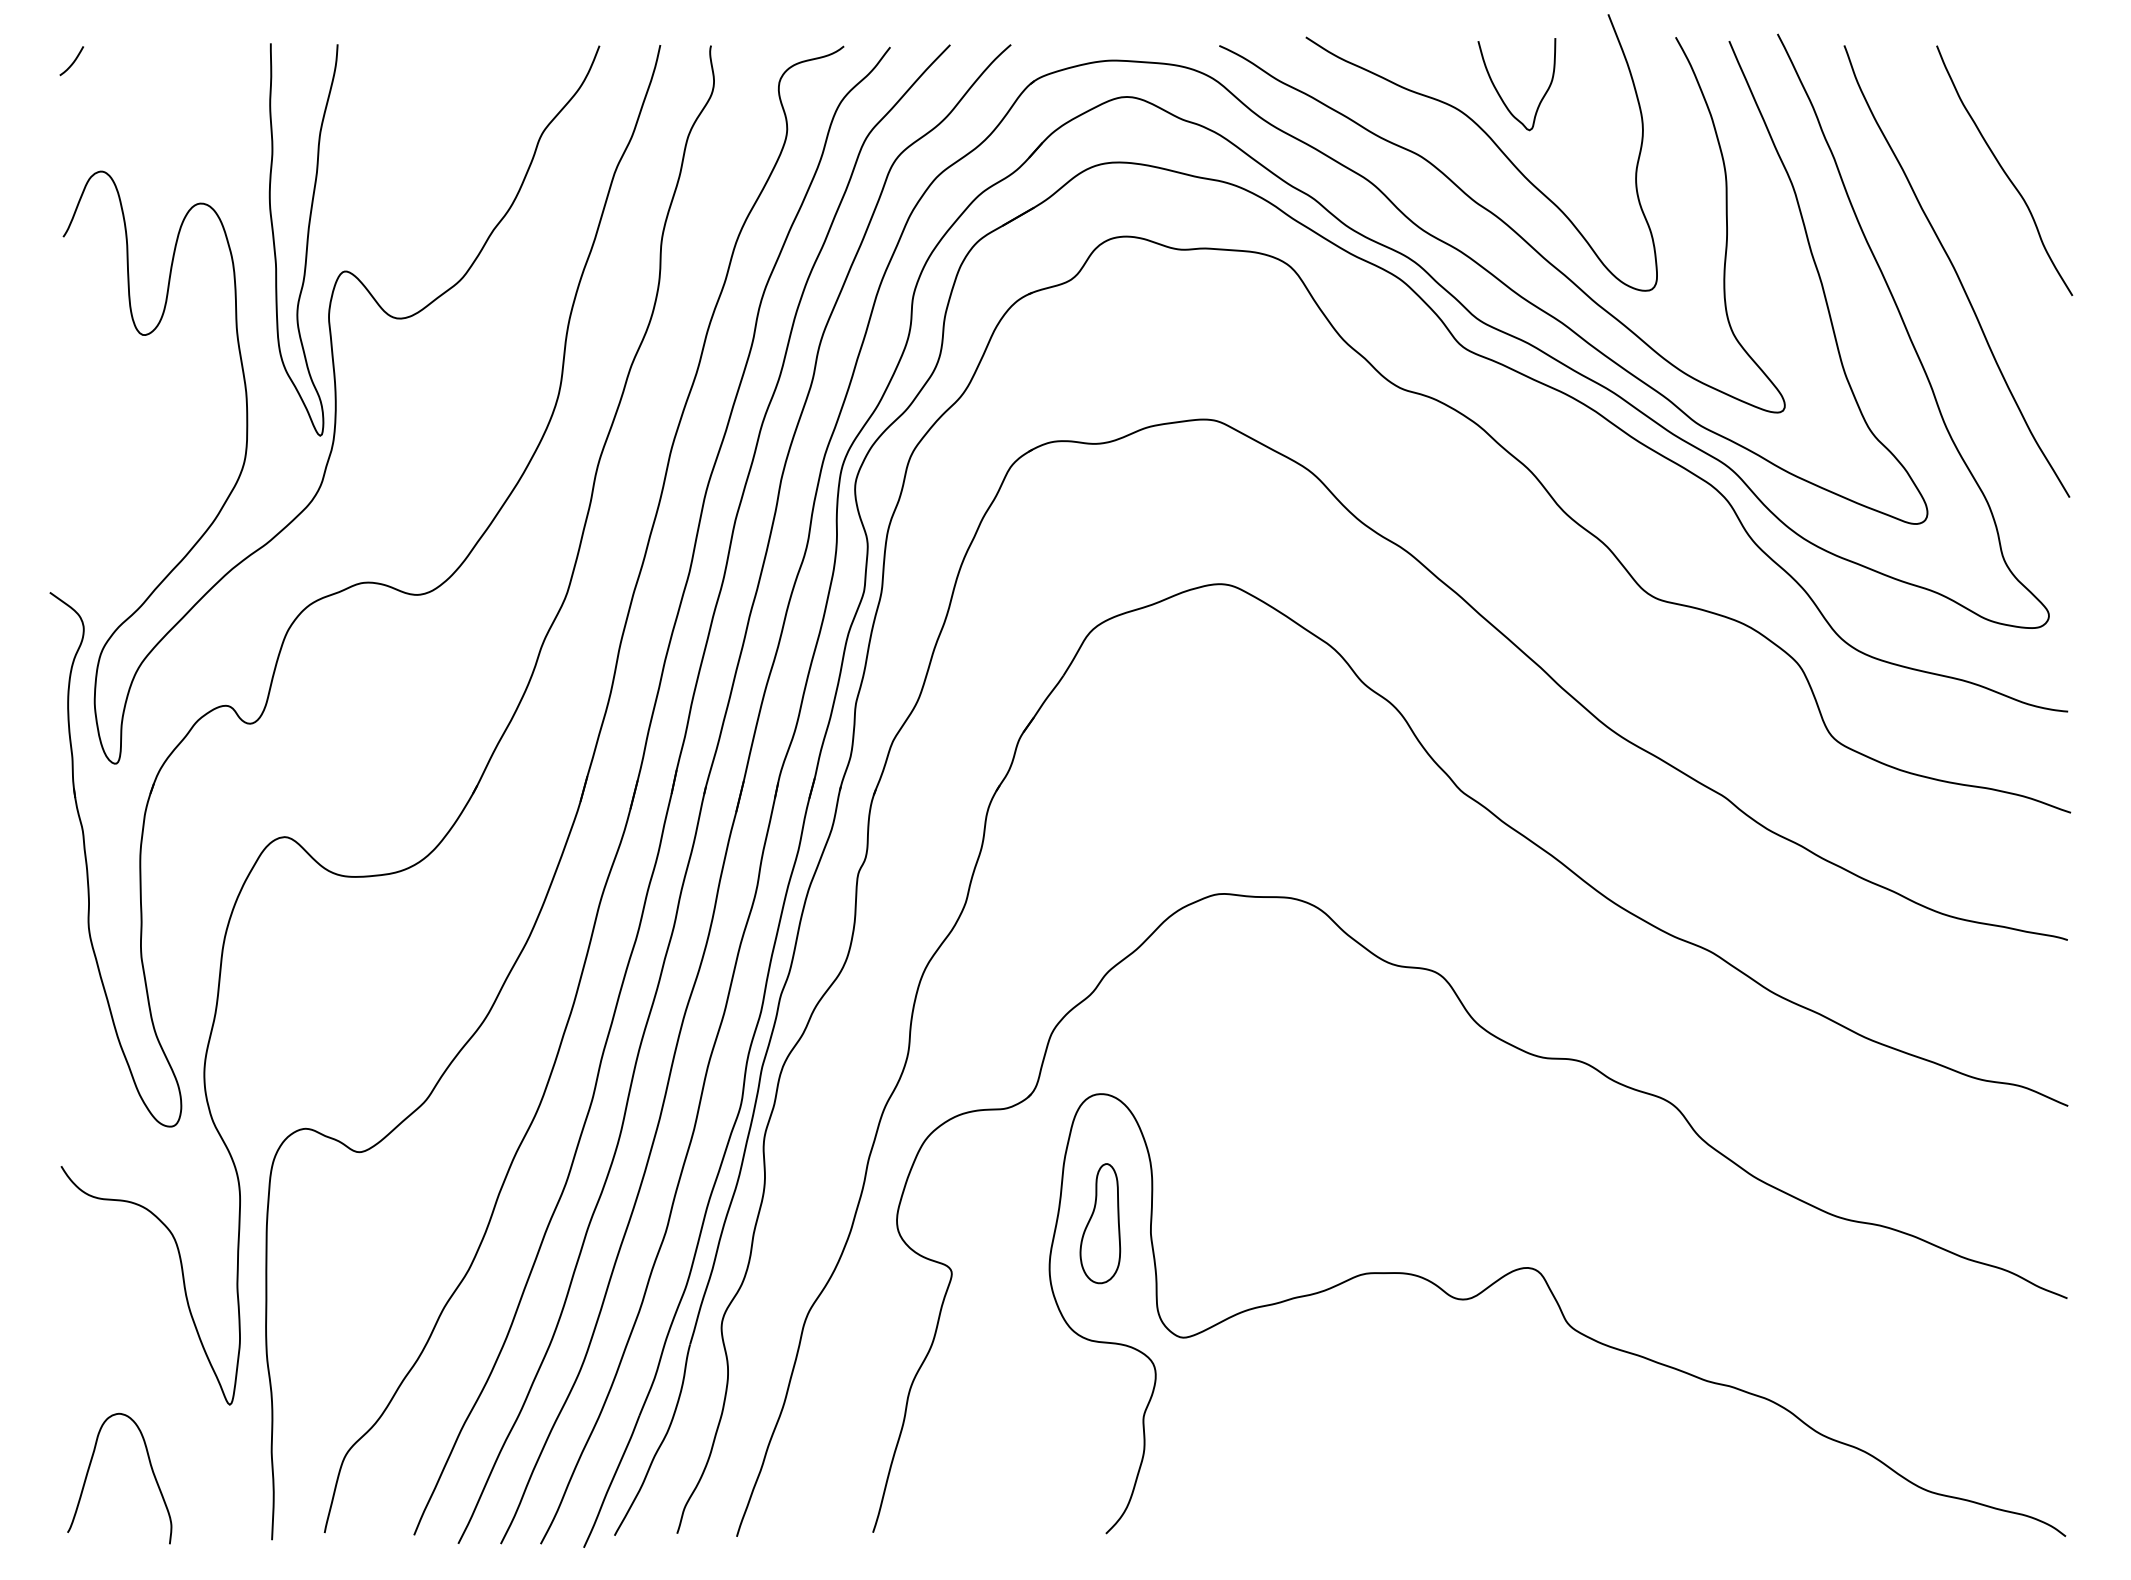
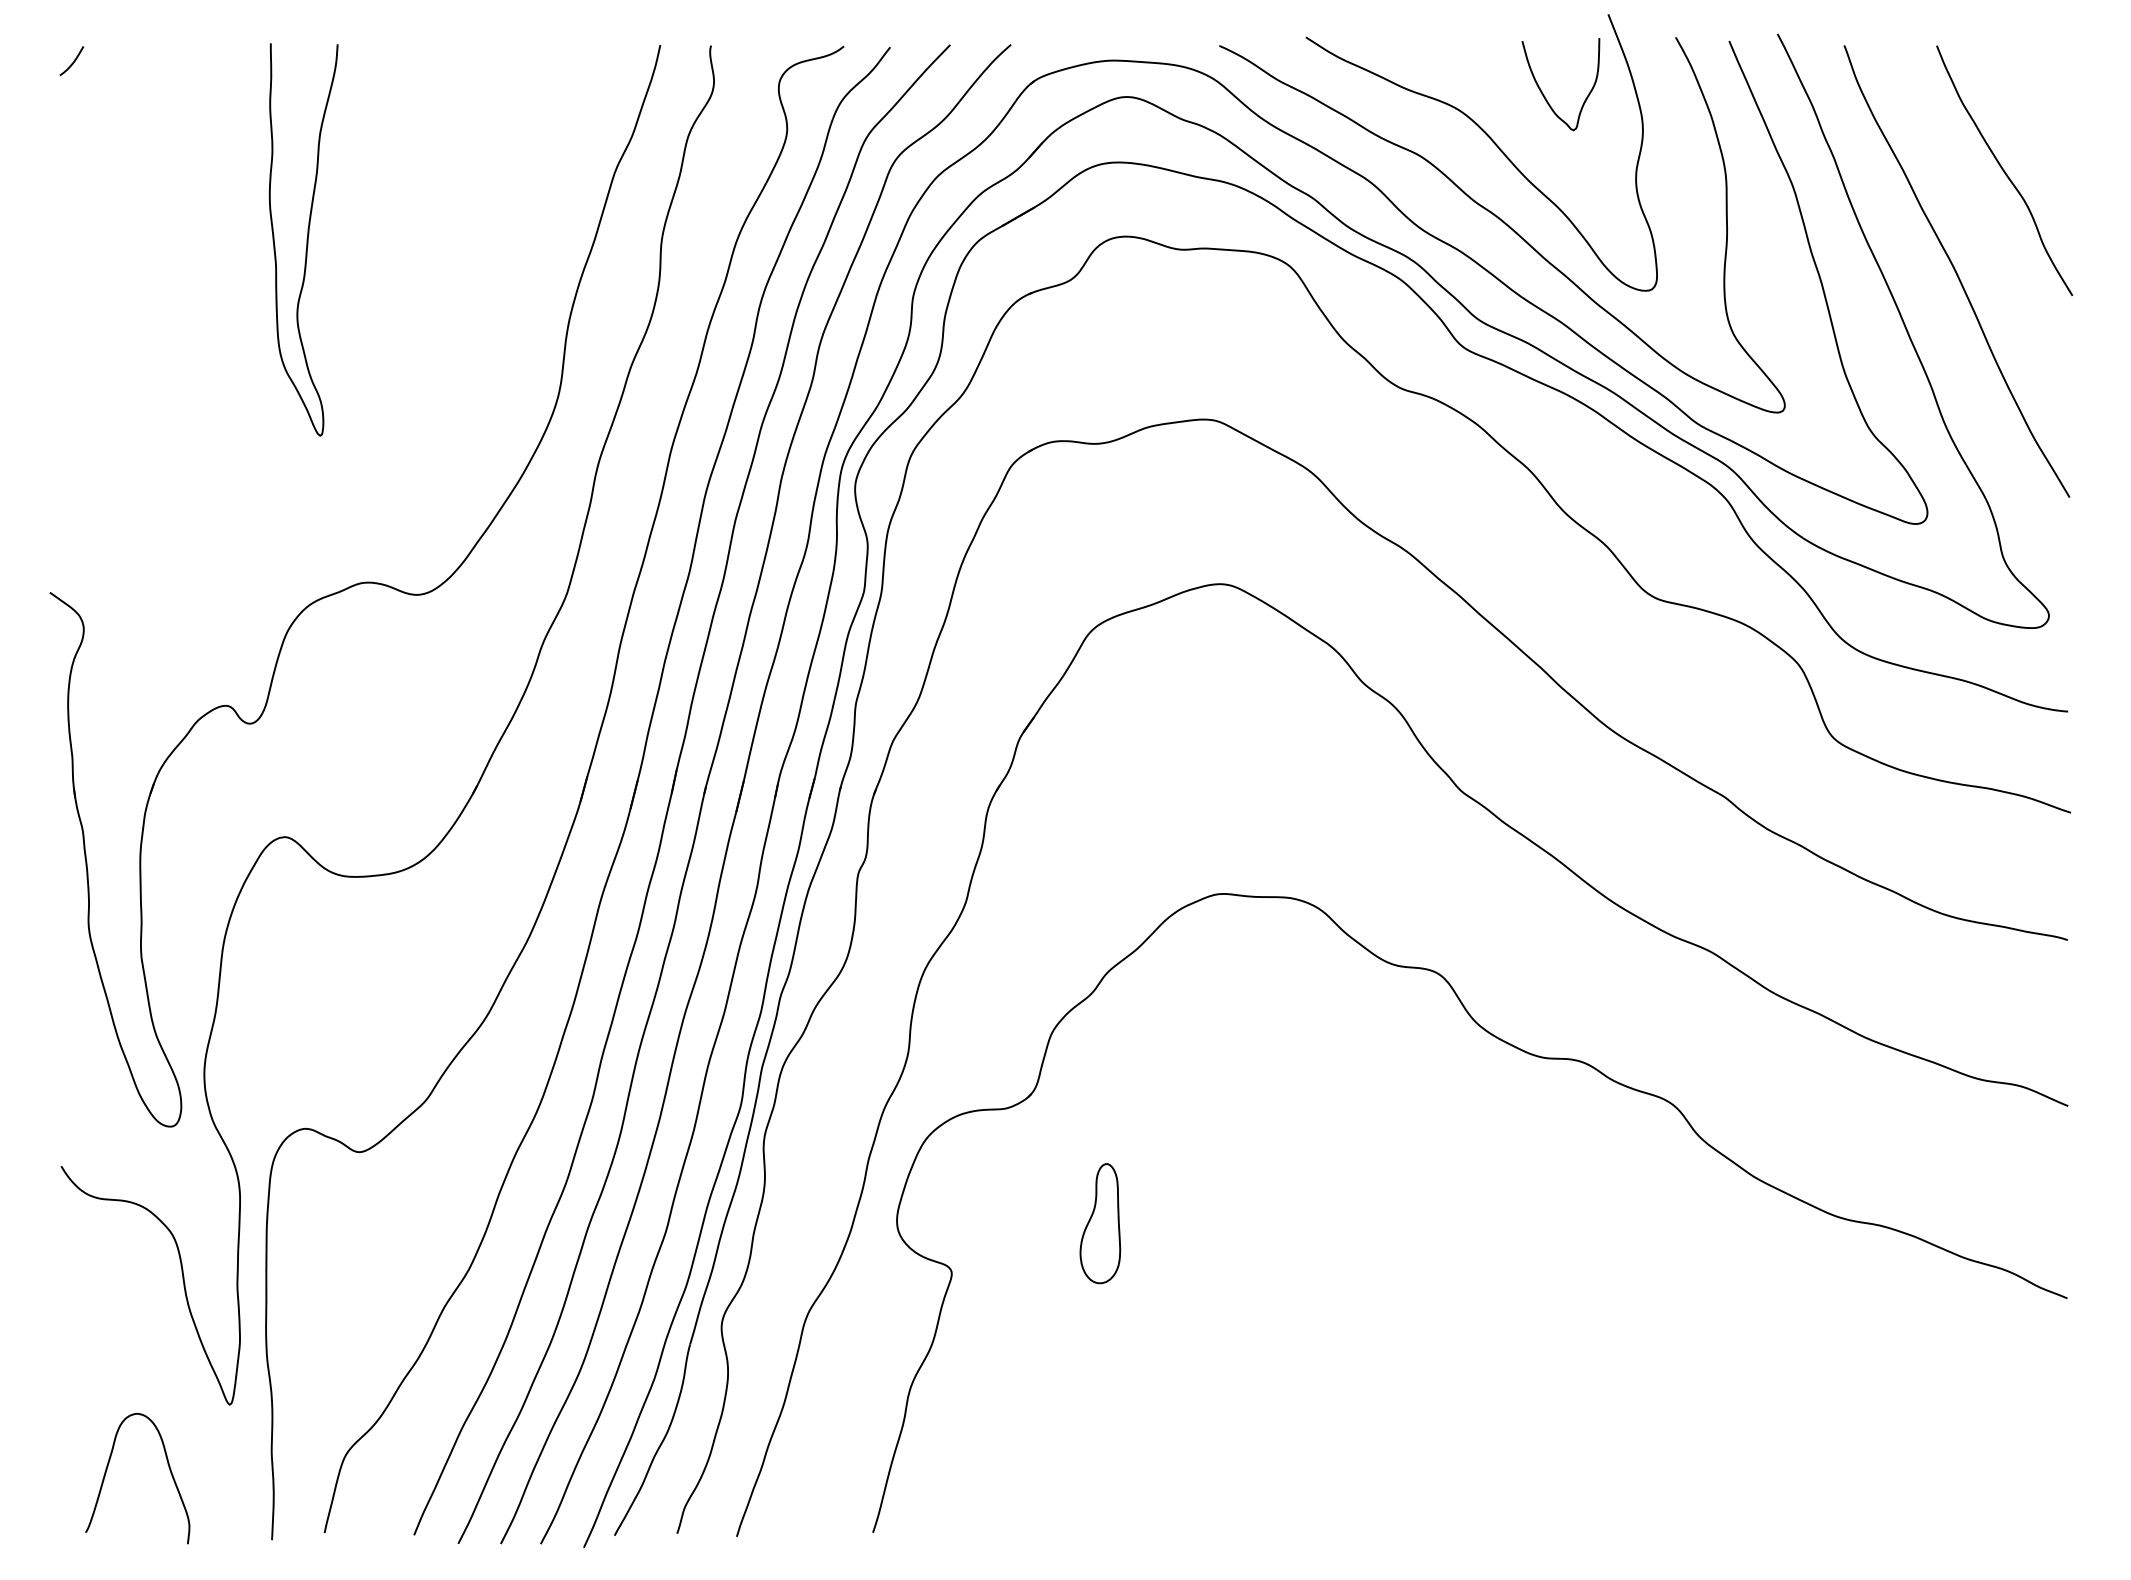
curve position: (1501, 96) -> (1545, 96) (1545, 96)
curve: present -> none (334, 404)
curve: present -> none (1560, 1312)
curve position: (89, 1470) -> (107, 1470) (107, 1470)
